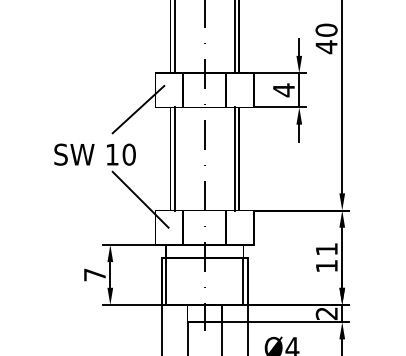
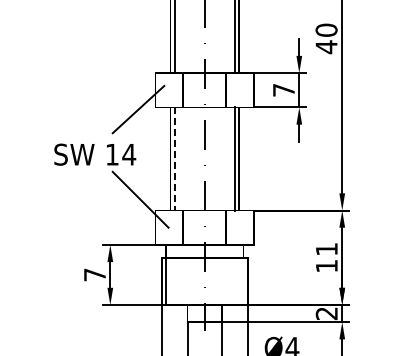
text: 4 -> 7 (283, 90)
text: 10 -> 14 (129, 154)
line: solid -> dashed (174, 159)
line: present -> none (243, 281)
